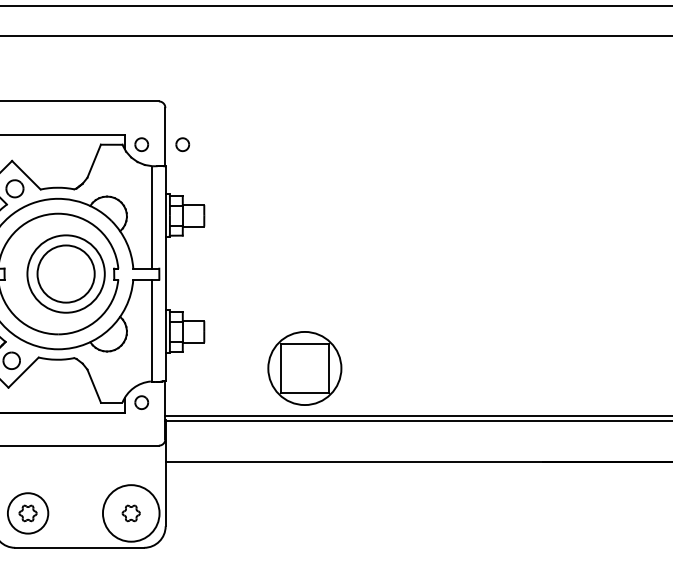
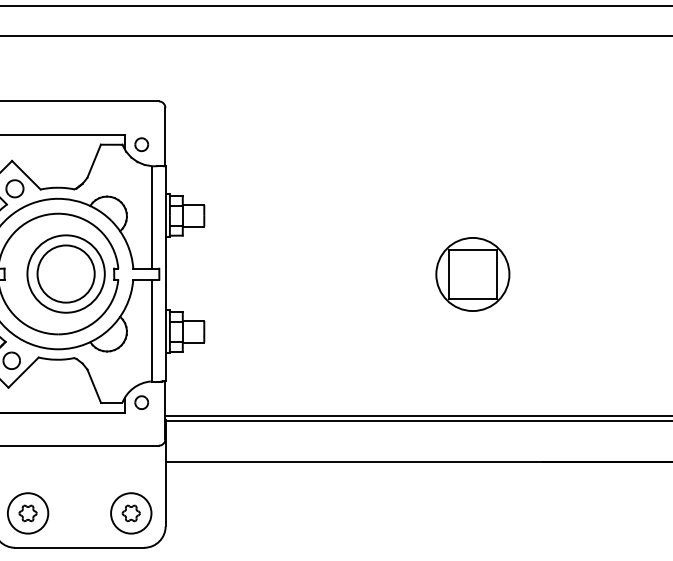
part: present -> none (182, 144)
part position: (304, 368) -> (472, 274) (472, 274)
circle diameter: 57 px -> 40 px (131, 513)
